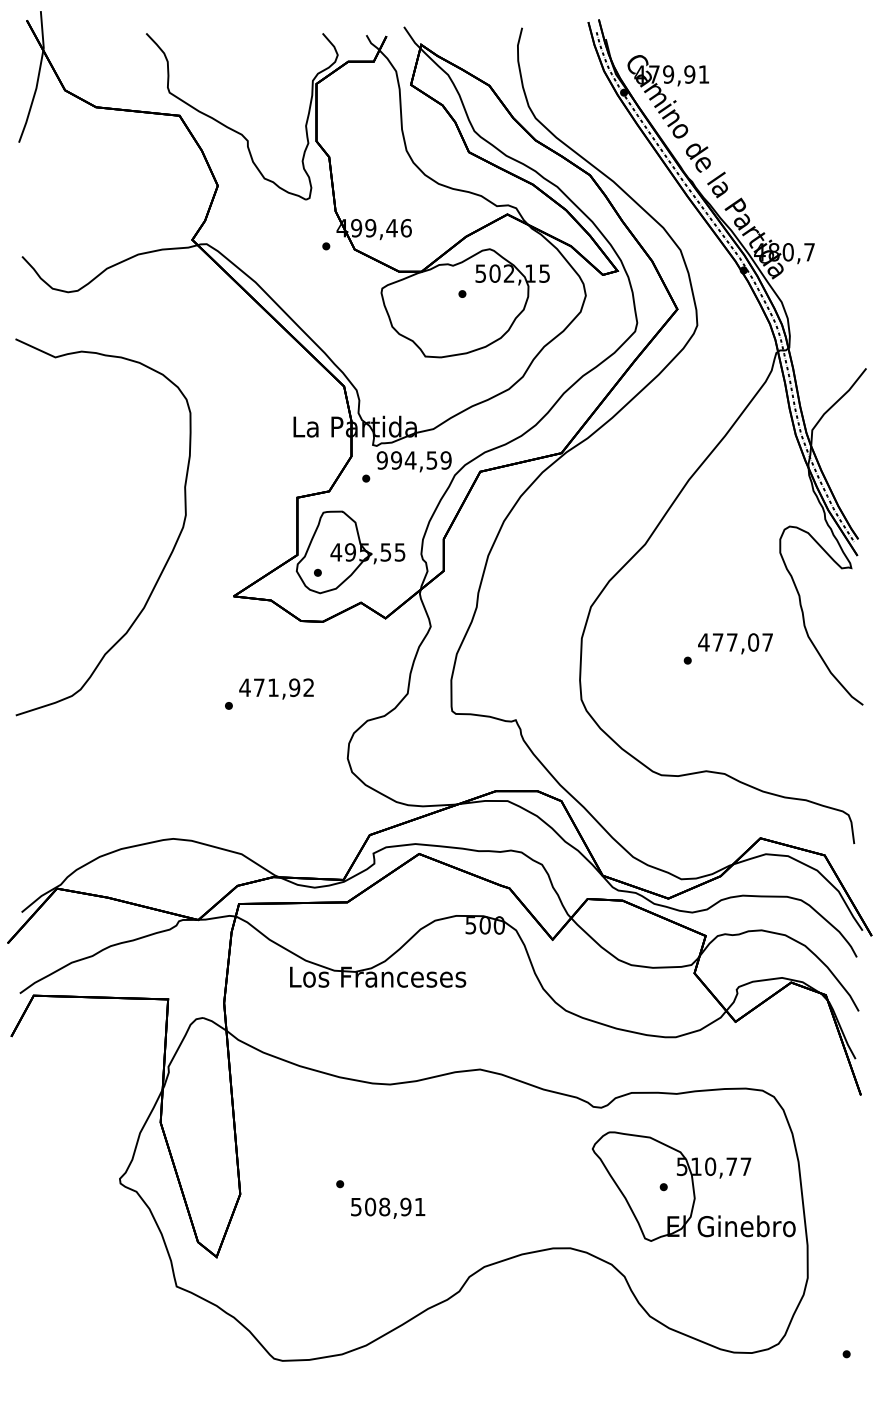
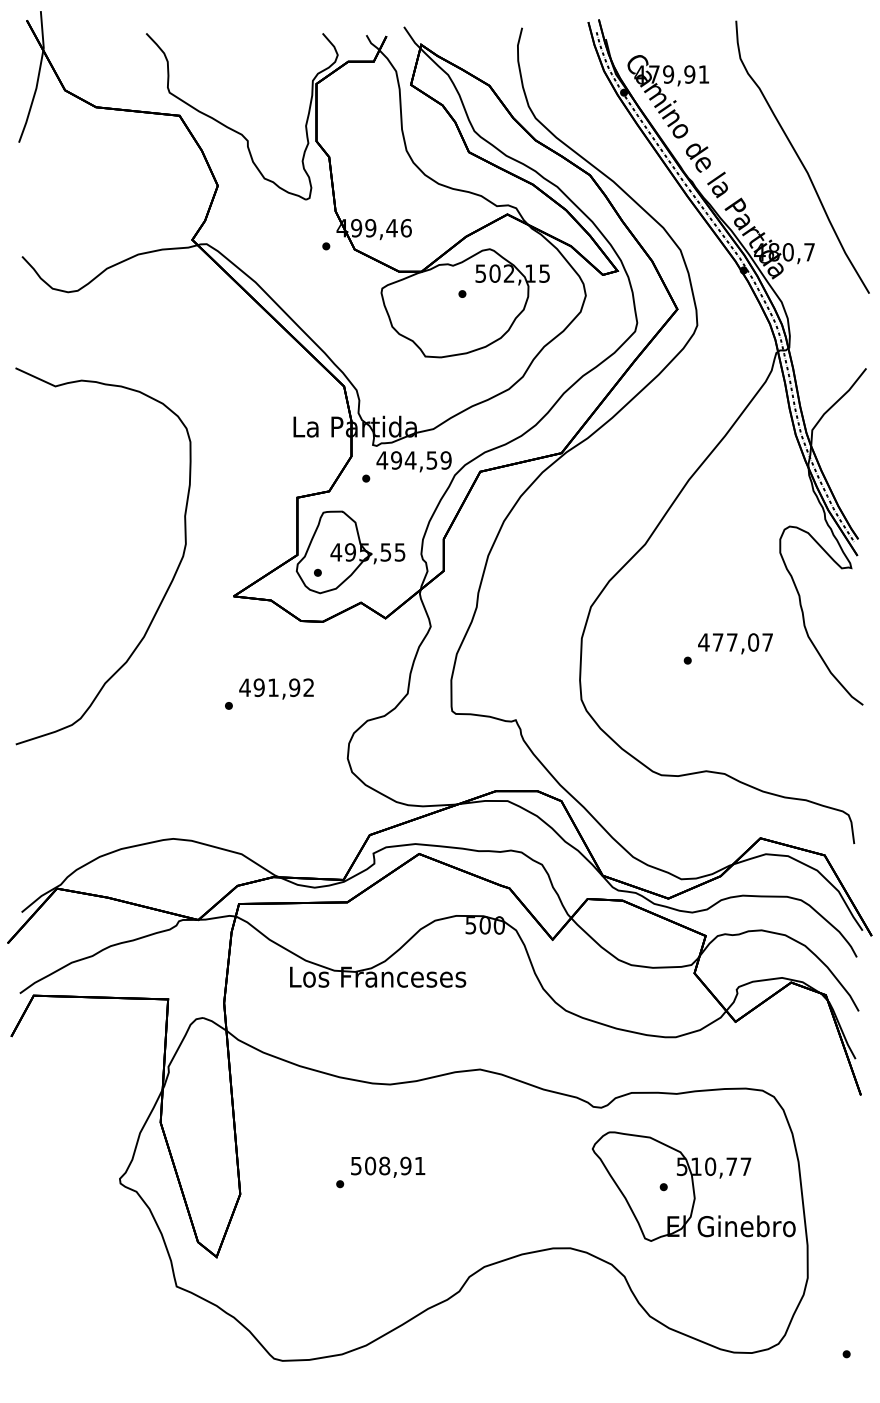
curve: none -> present (800, 158)
text: 994,59 -> 494,59 (382, 460)
curve position: (167, 558) -> (167, 587) (167, 587)
text: 471,92 -> 491,92 (258, 687)
text position: (388, 1207) -> (388, 1166) (388, 1166)
